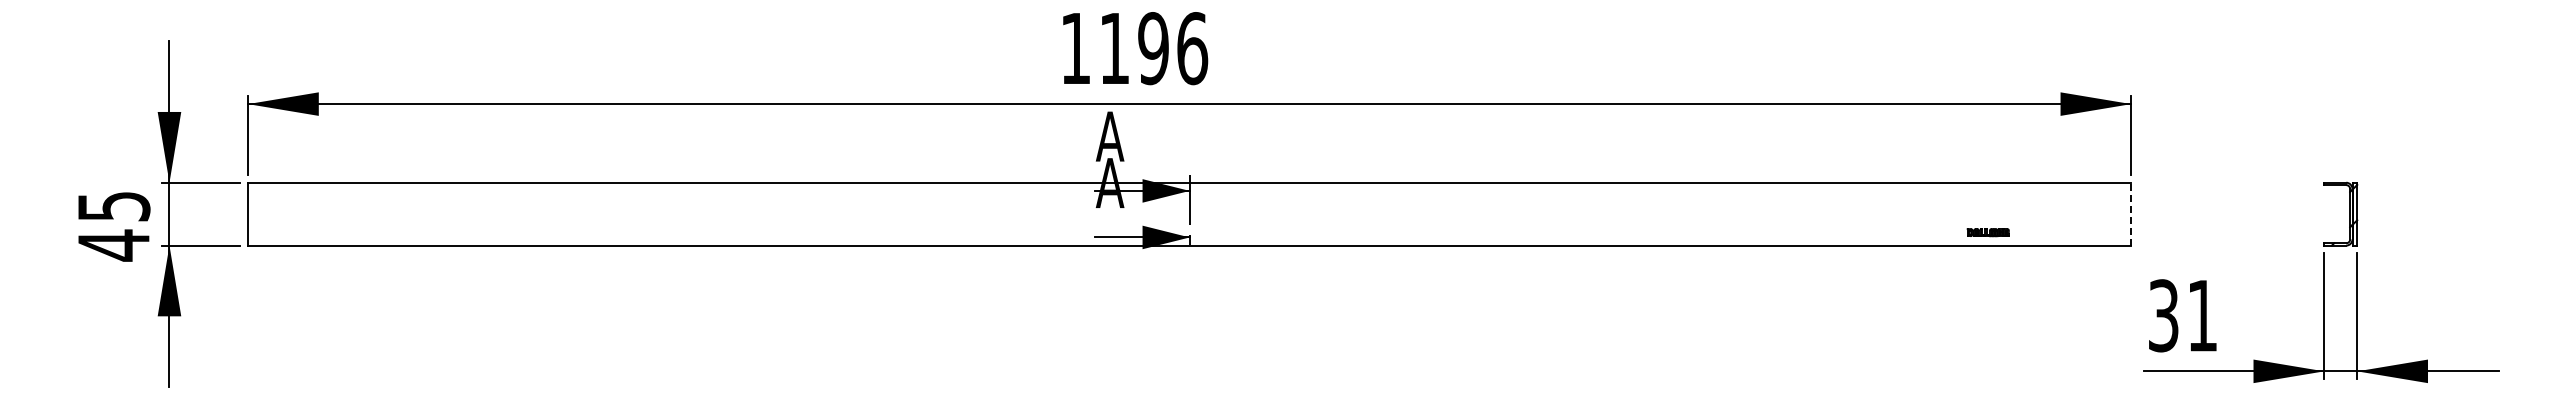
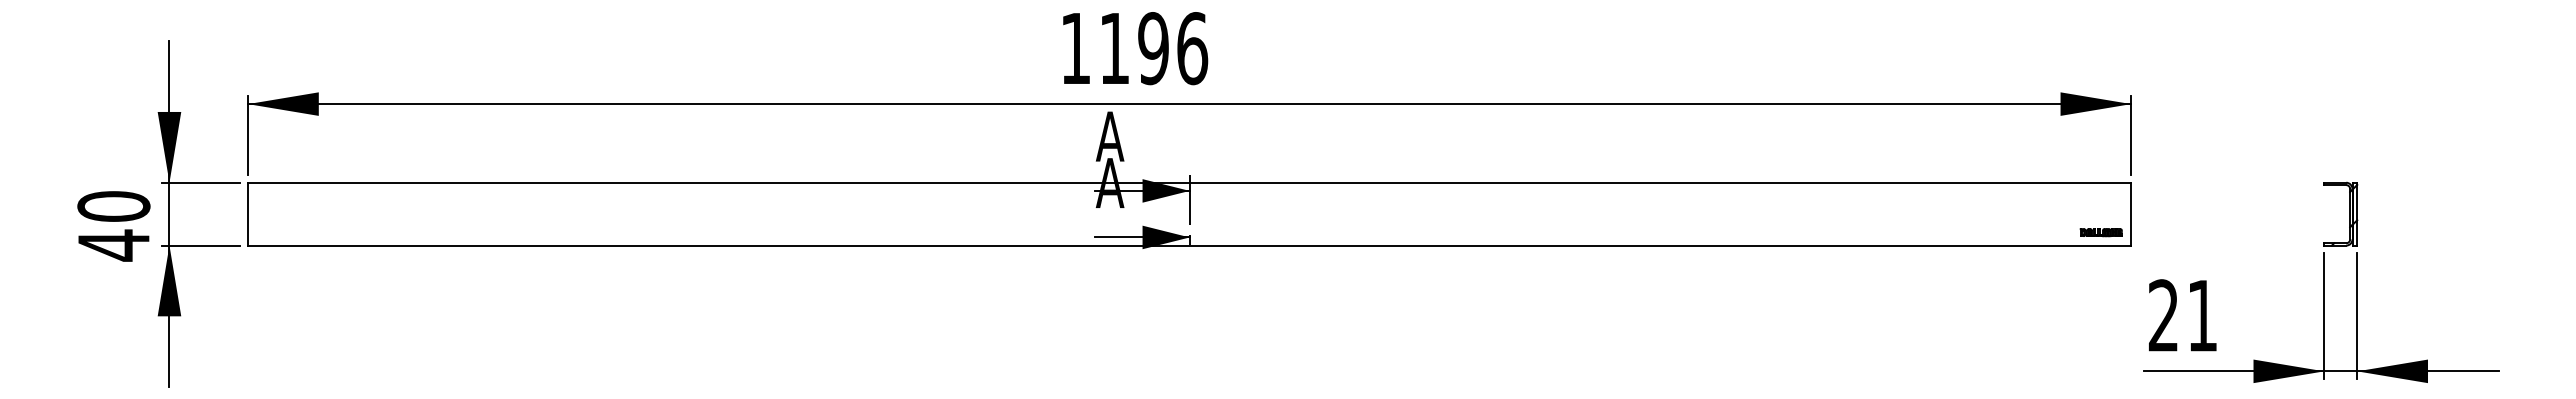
text: 45 -> 40 (113, 206)
line: dashed -> solid (2131, 213)
part position: (1987, 232) -> (2100, 232) (2100, 232)
text: 31 -> 21 (2163, 315)
